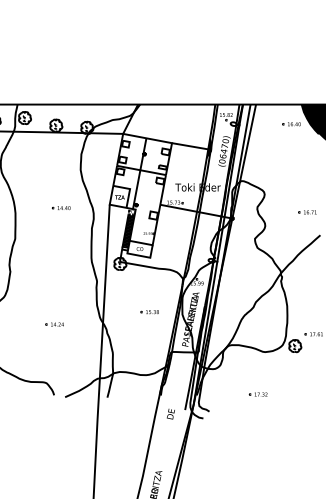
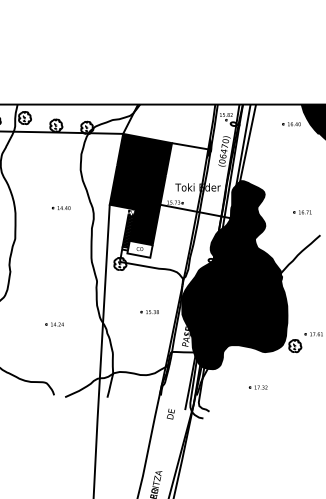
fill: none -> present (140, 189)
part position: (307, 212) -> (302, 212) (302, 212)
fill: none -> present (234, 275)
part position: (257, 394) -> (257, 387) (257, 387)
